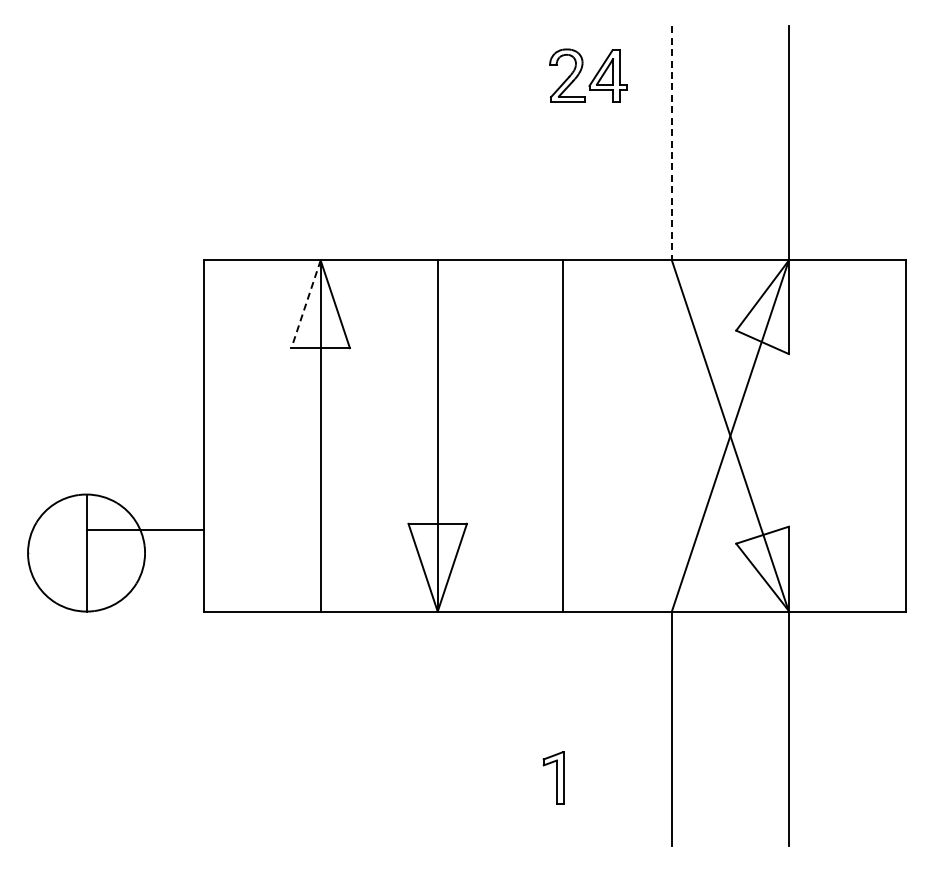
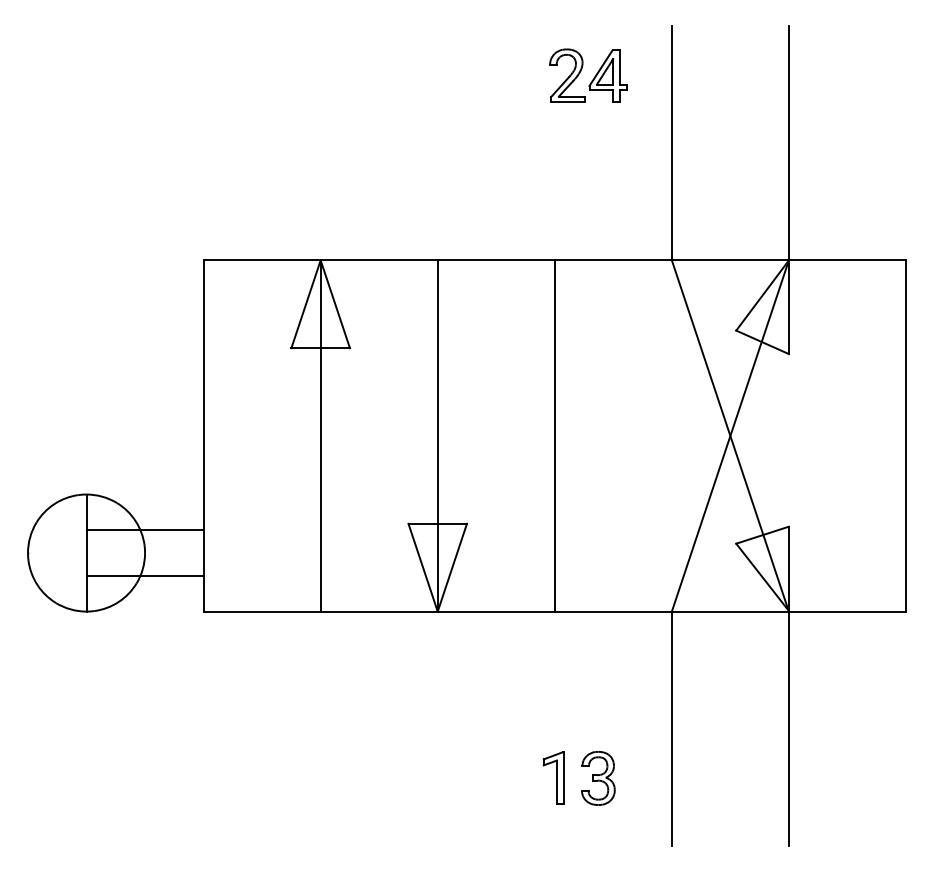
line: dashed -> solid (671, 143)
line: dashed -> solid (305, 304)
line position: (562, 435) -> (554, 435) (554, 435)
line: none -> present (144, 576)
part: none -> present (598, 778)
